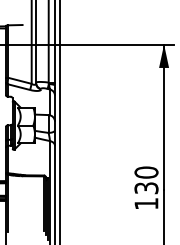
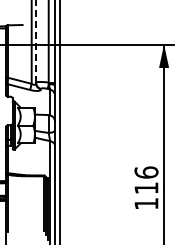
line: solid -> dashed (36, 41)
text: 130 -> 116 (146, 180)
